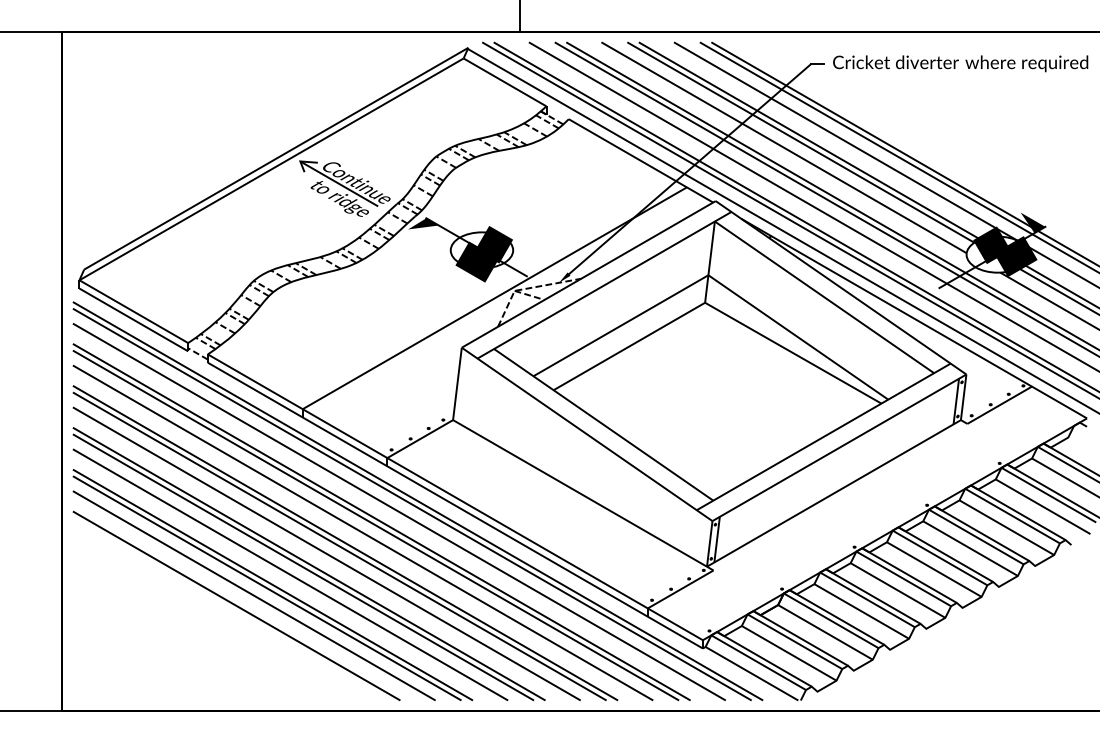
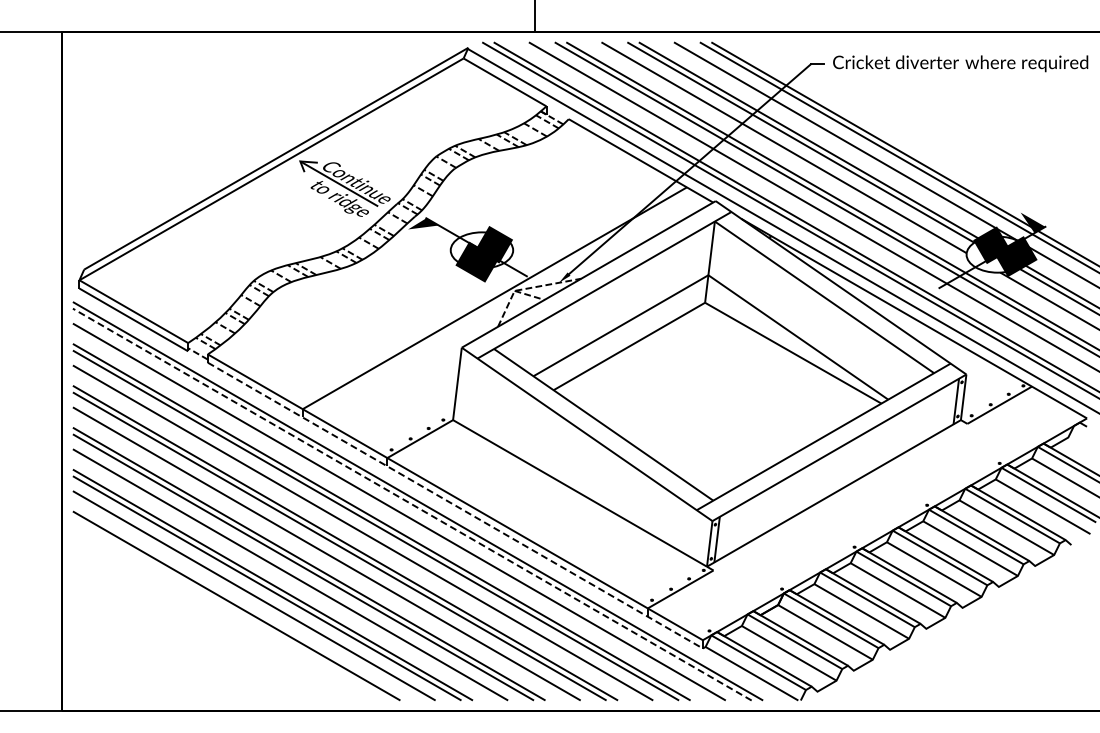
line position: (519, 16) -> (534, 16) (534, 16)
line: solid -> dashed (412, 504)
line: solid -> dashed (455, 505)
